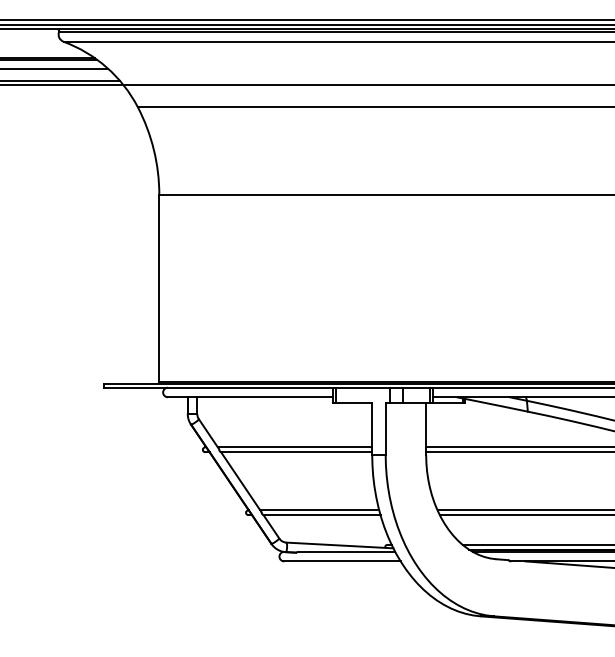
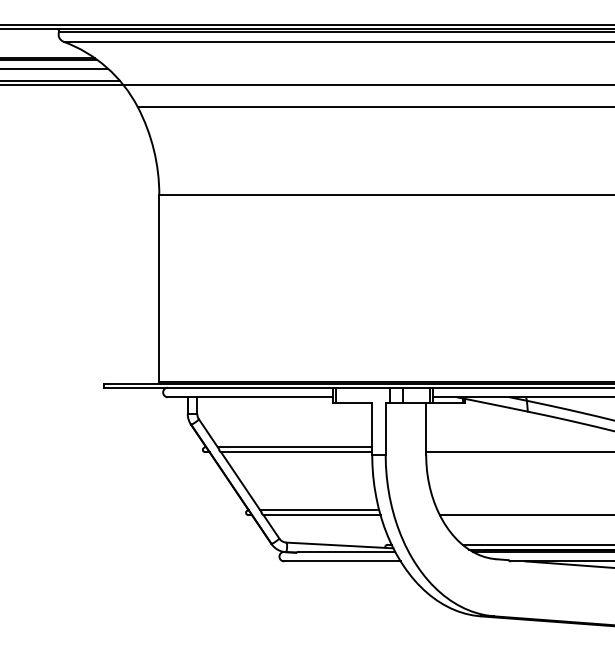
line: present -> none (306, 19)
line: present -> none (518, 447)
line: present -> none (524, 510)
